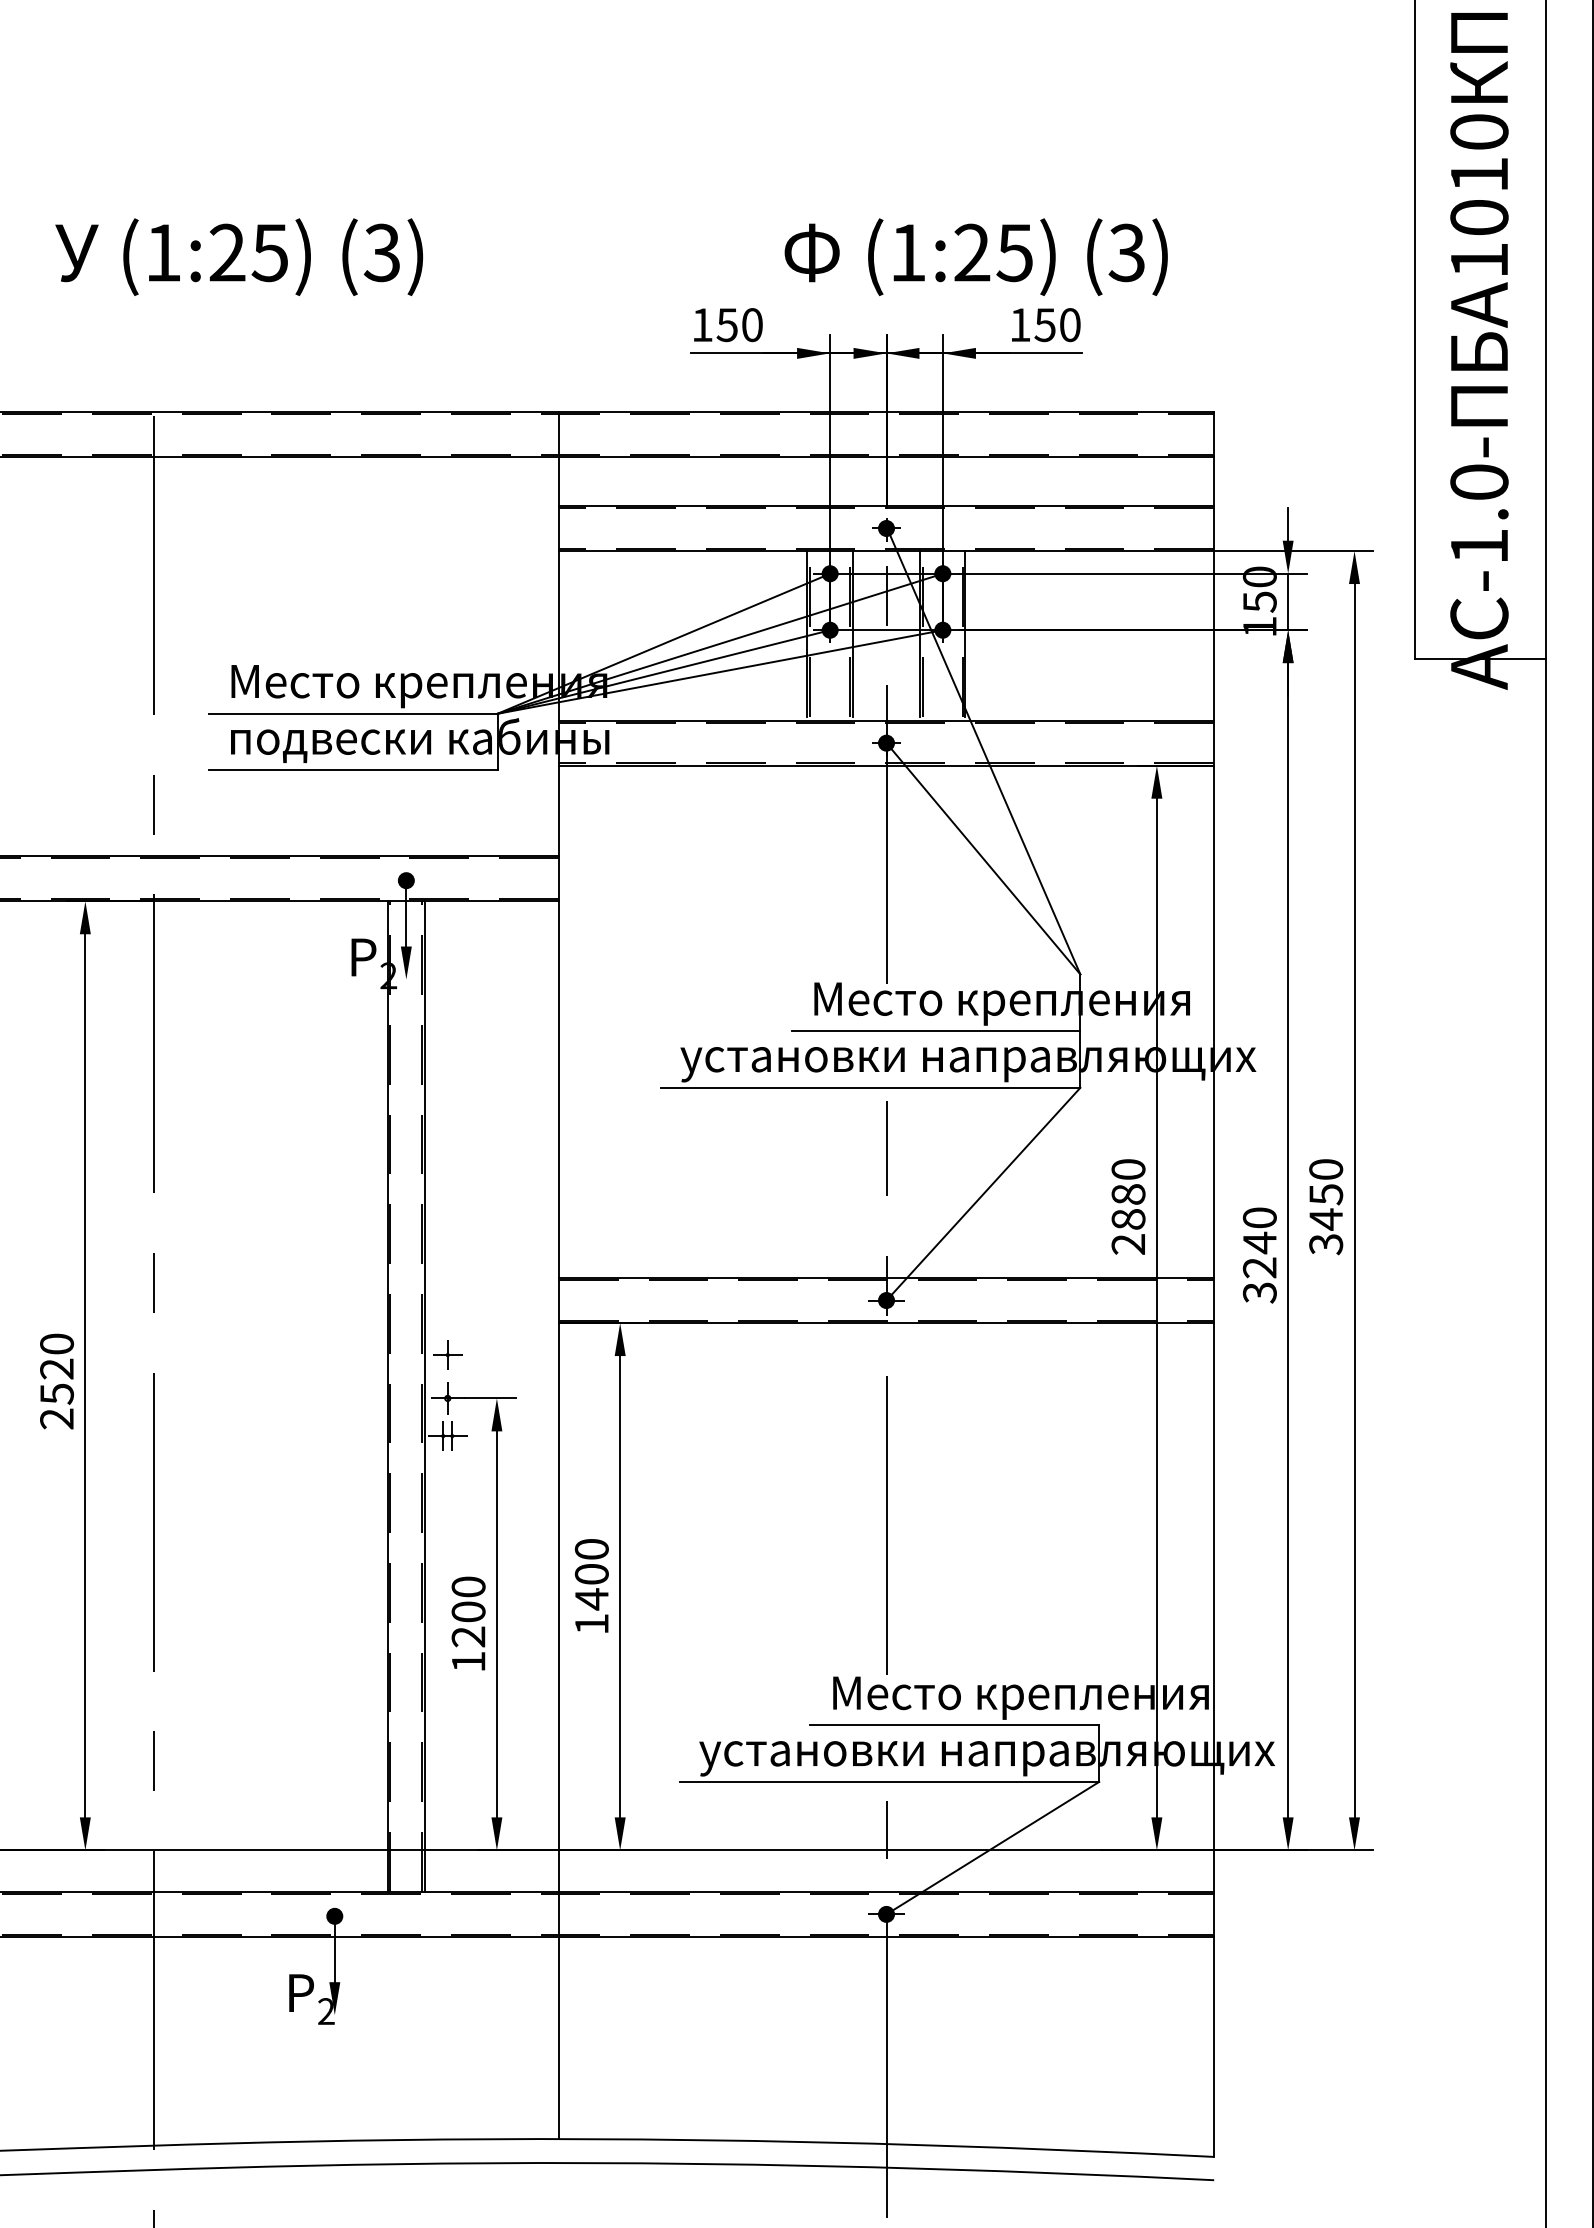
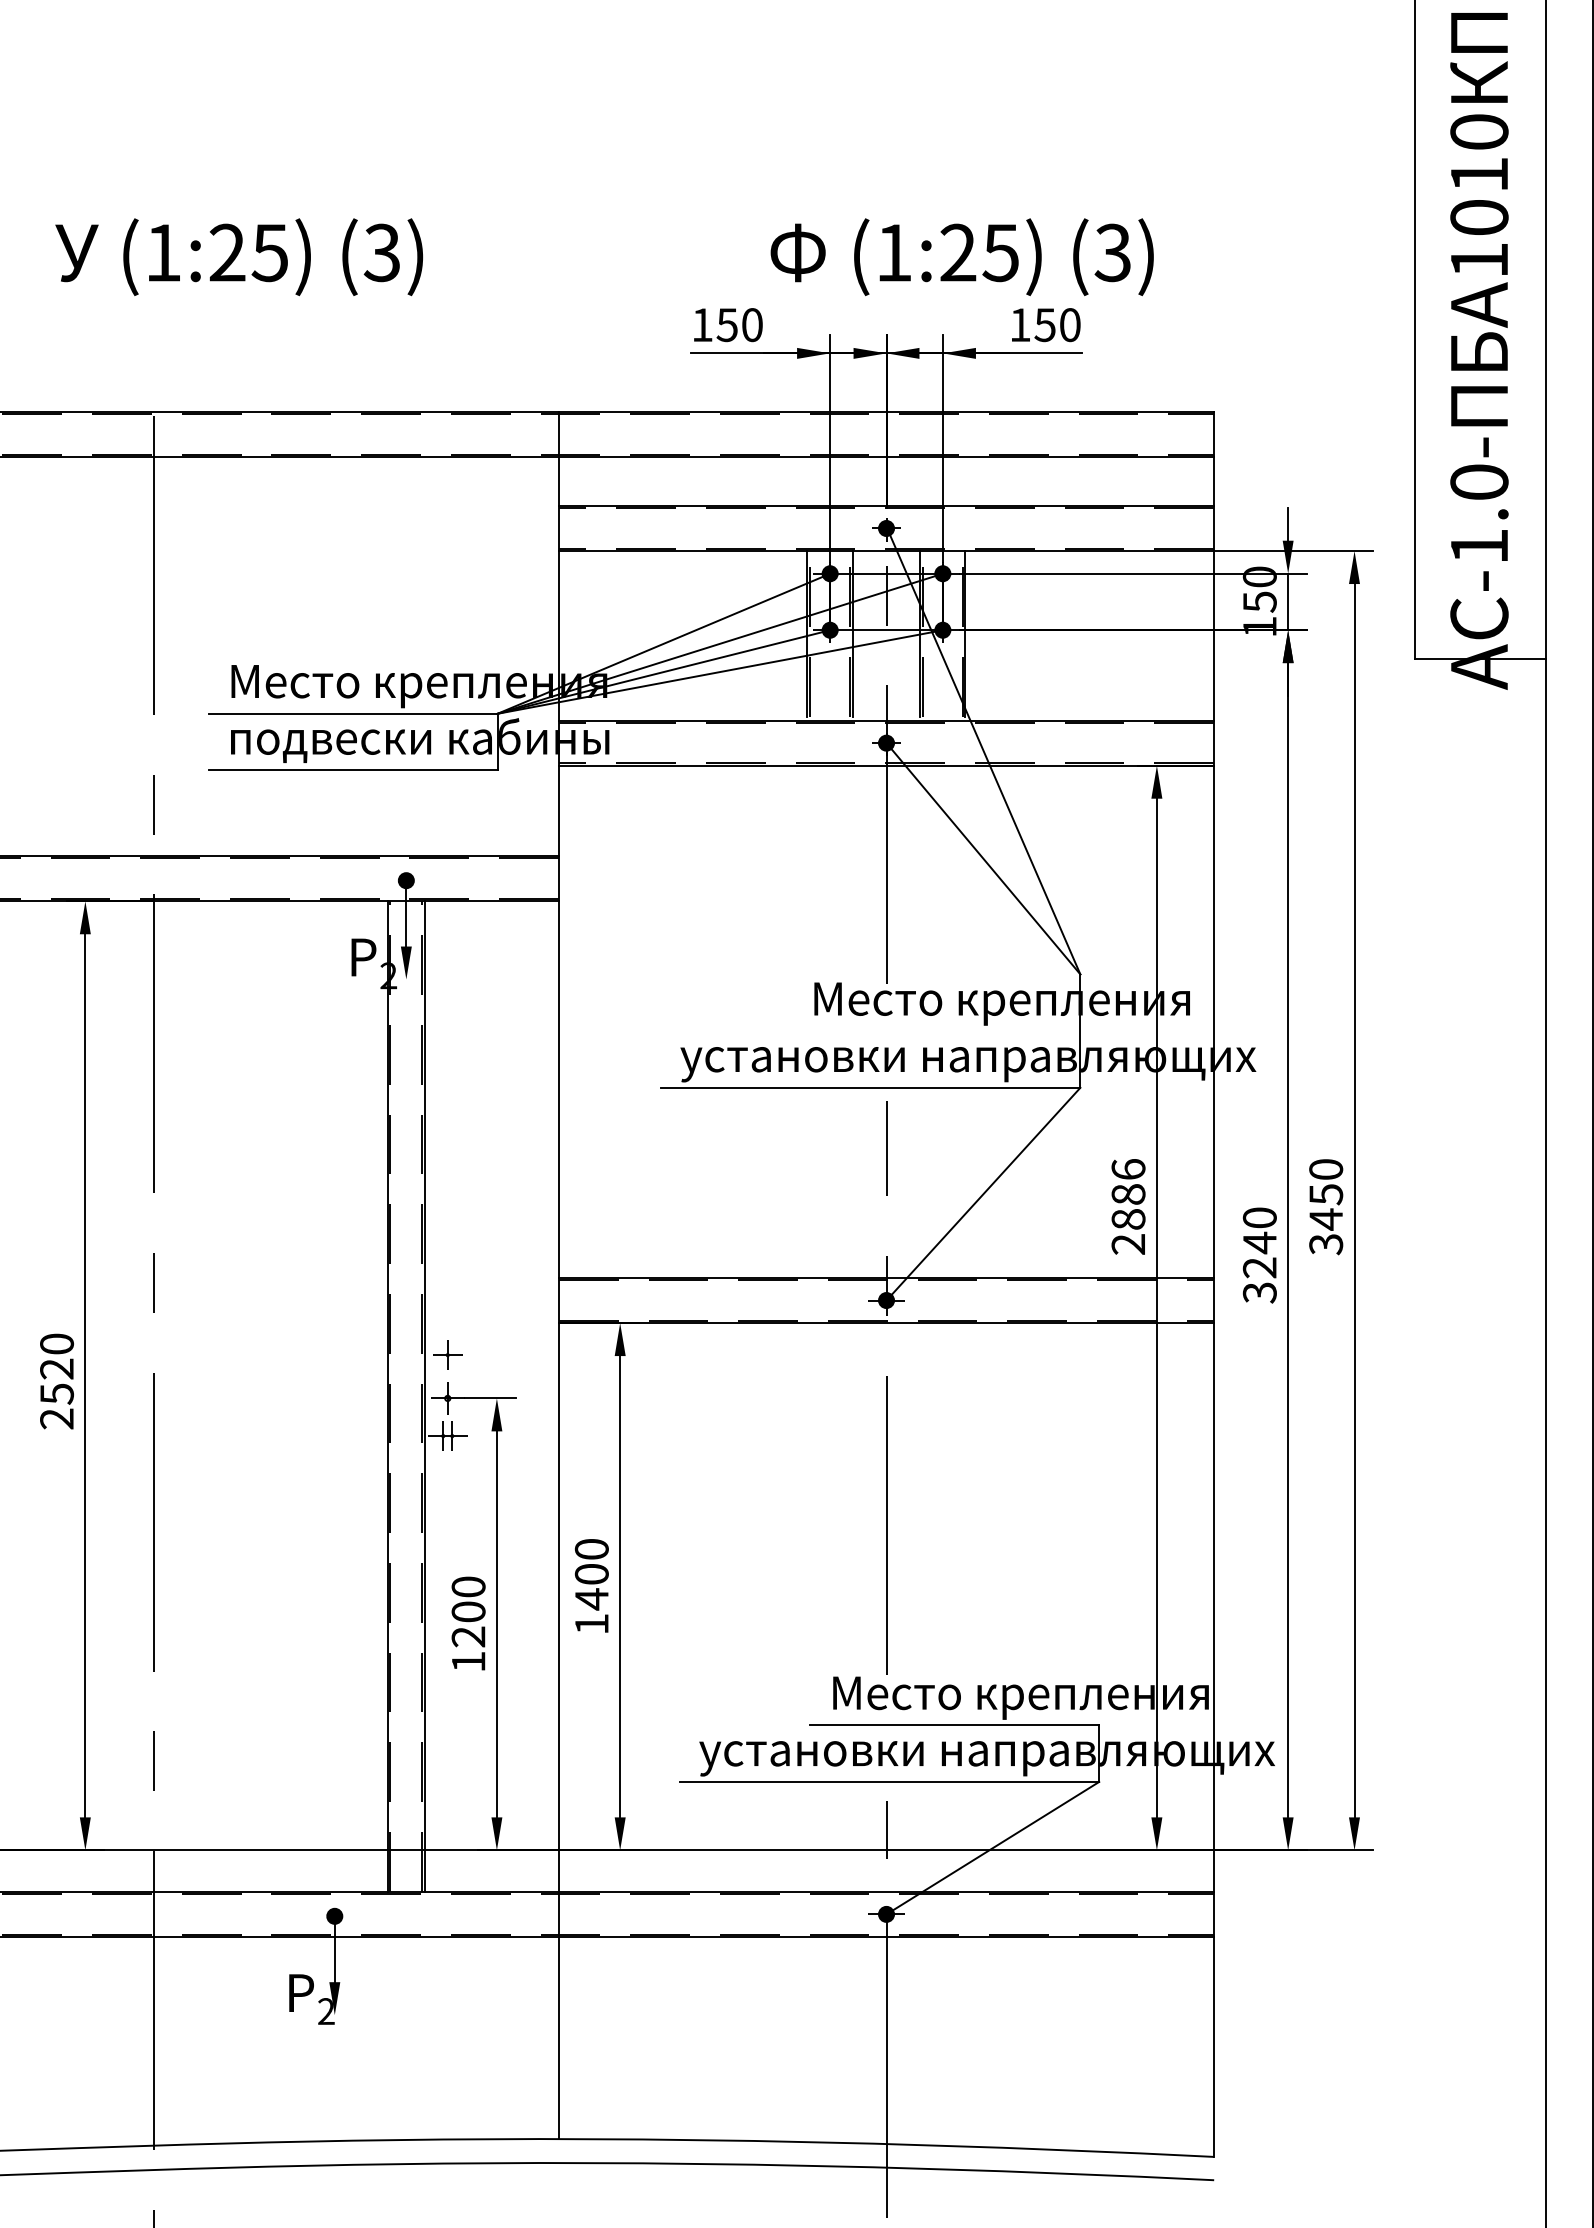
text position: (975, 257) -> (961, 257) (961, 257)
line: present -> none (935, 1031)
text: 2880 -> 2886 (1128, 1169)
